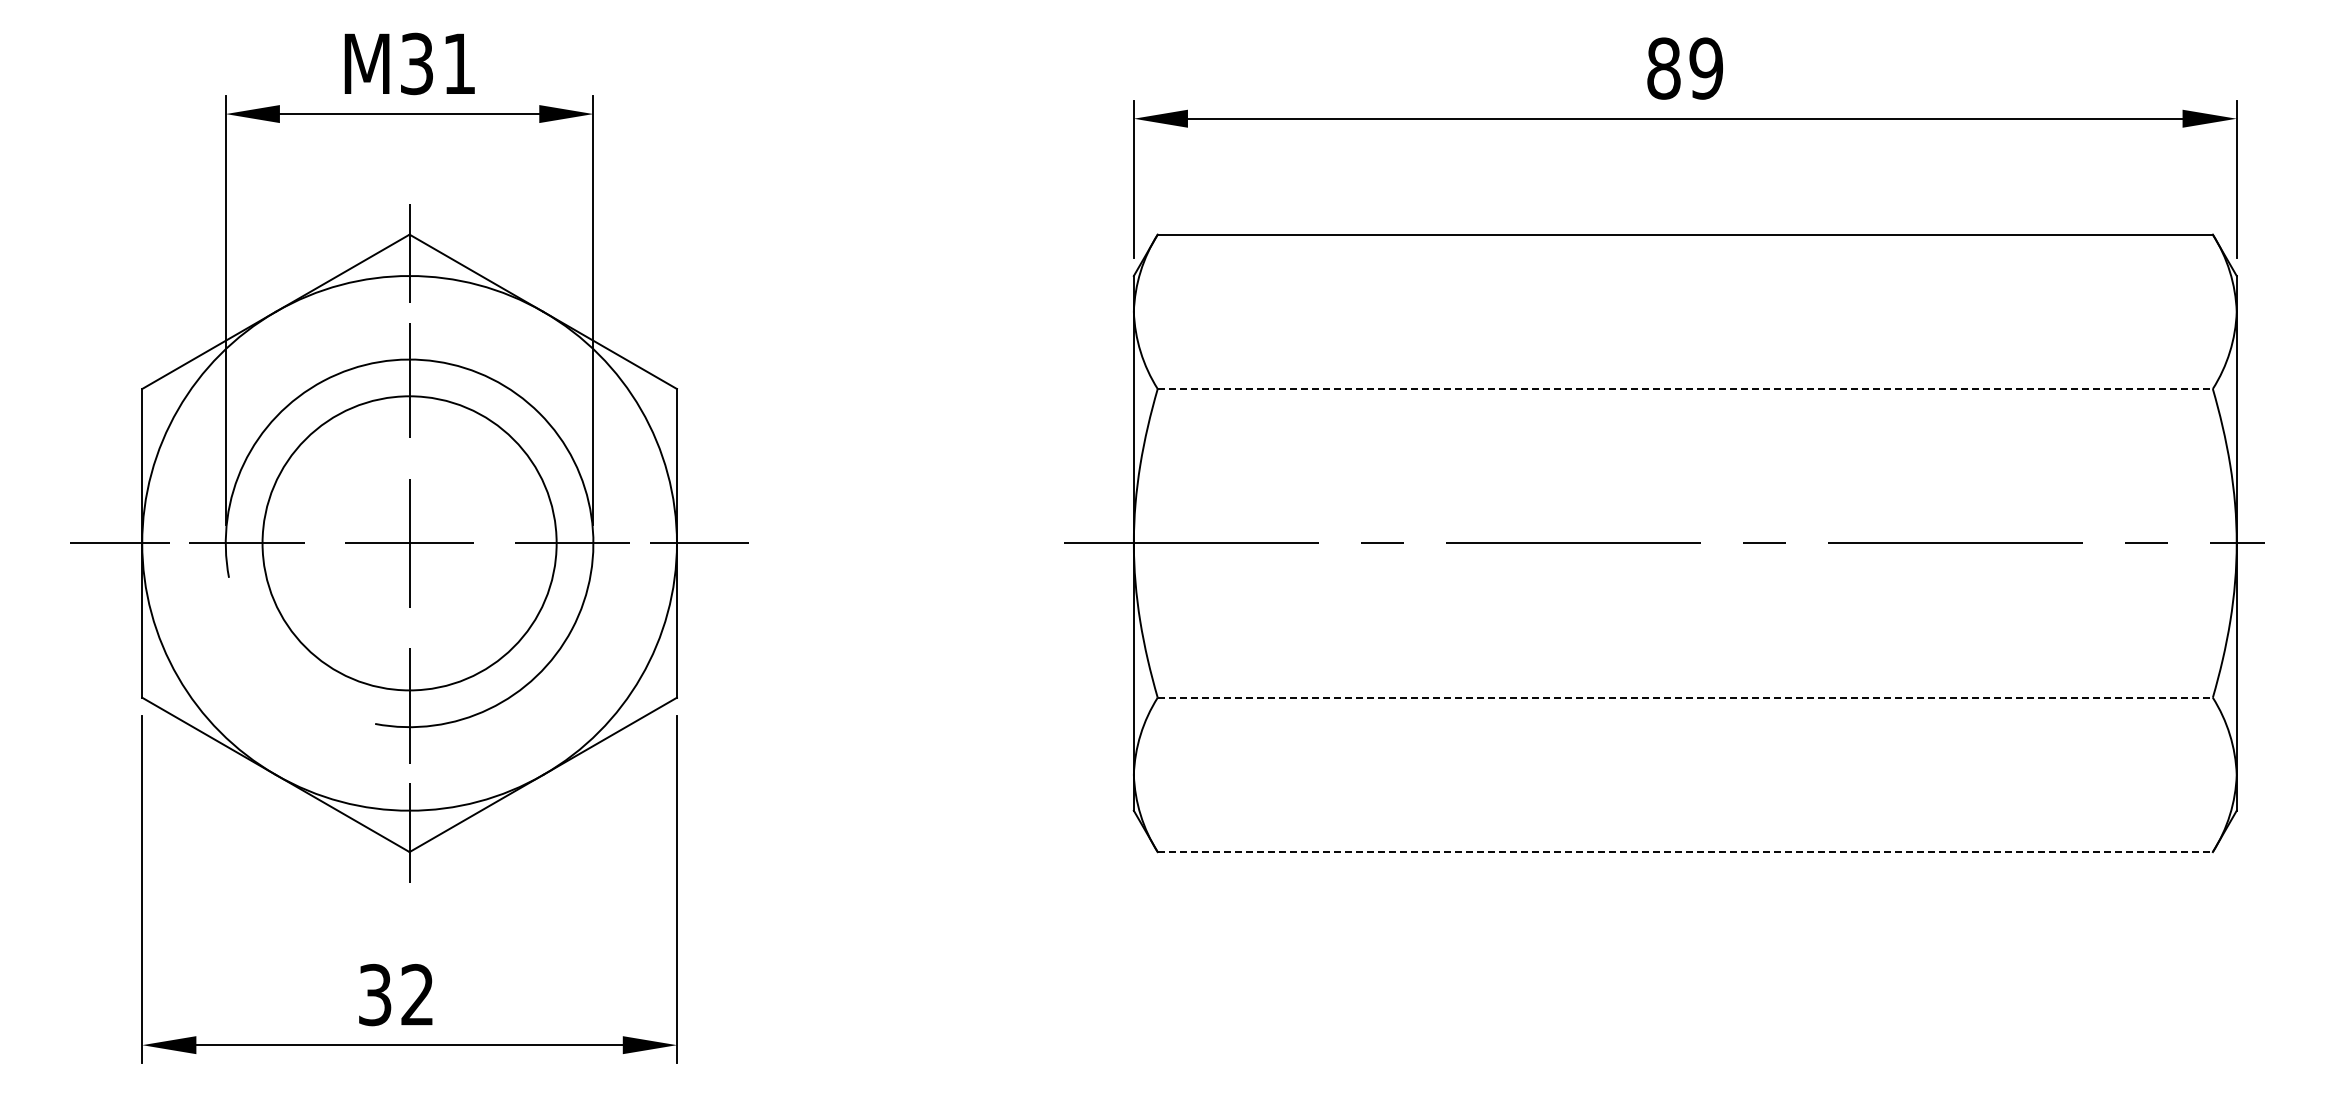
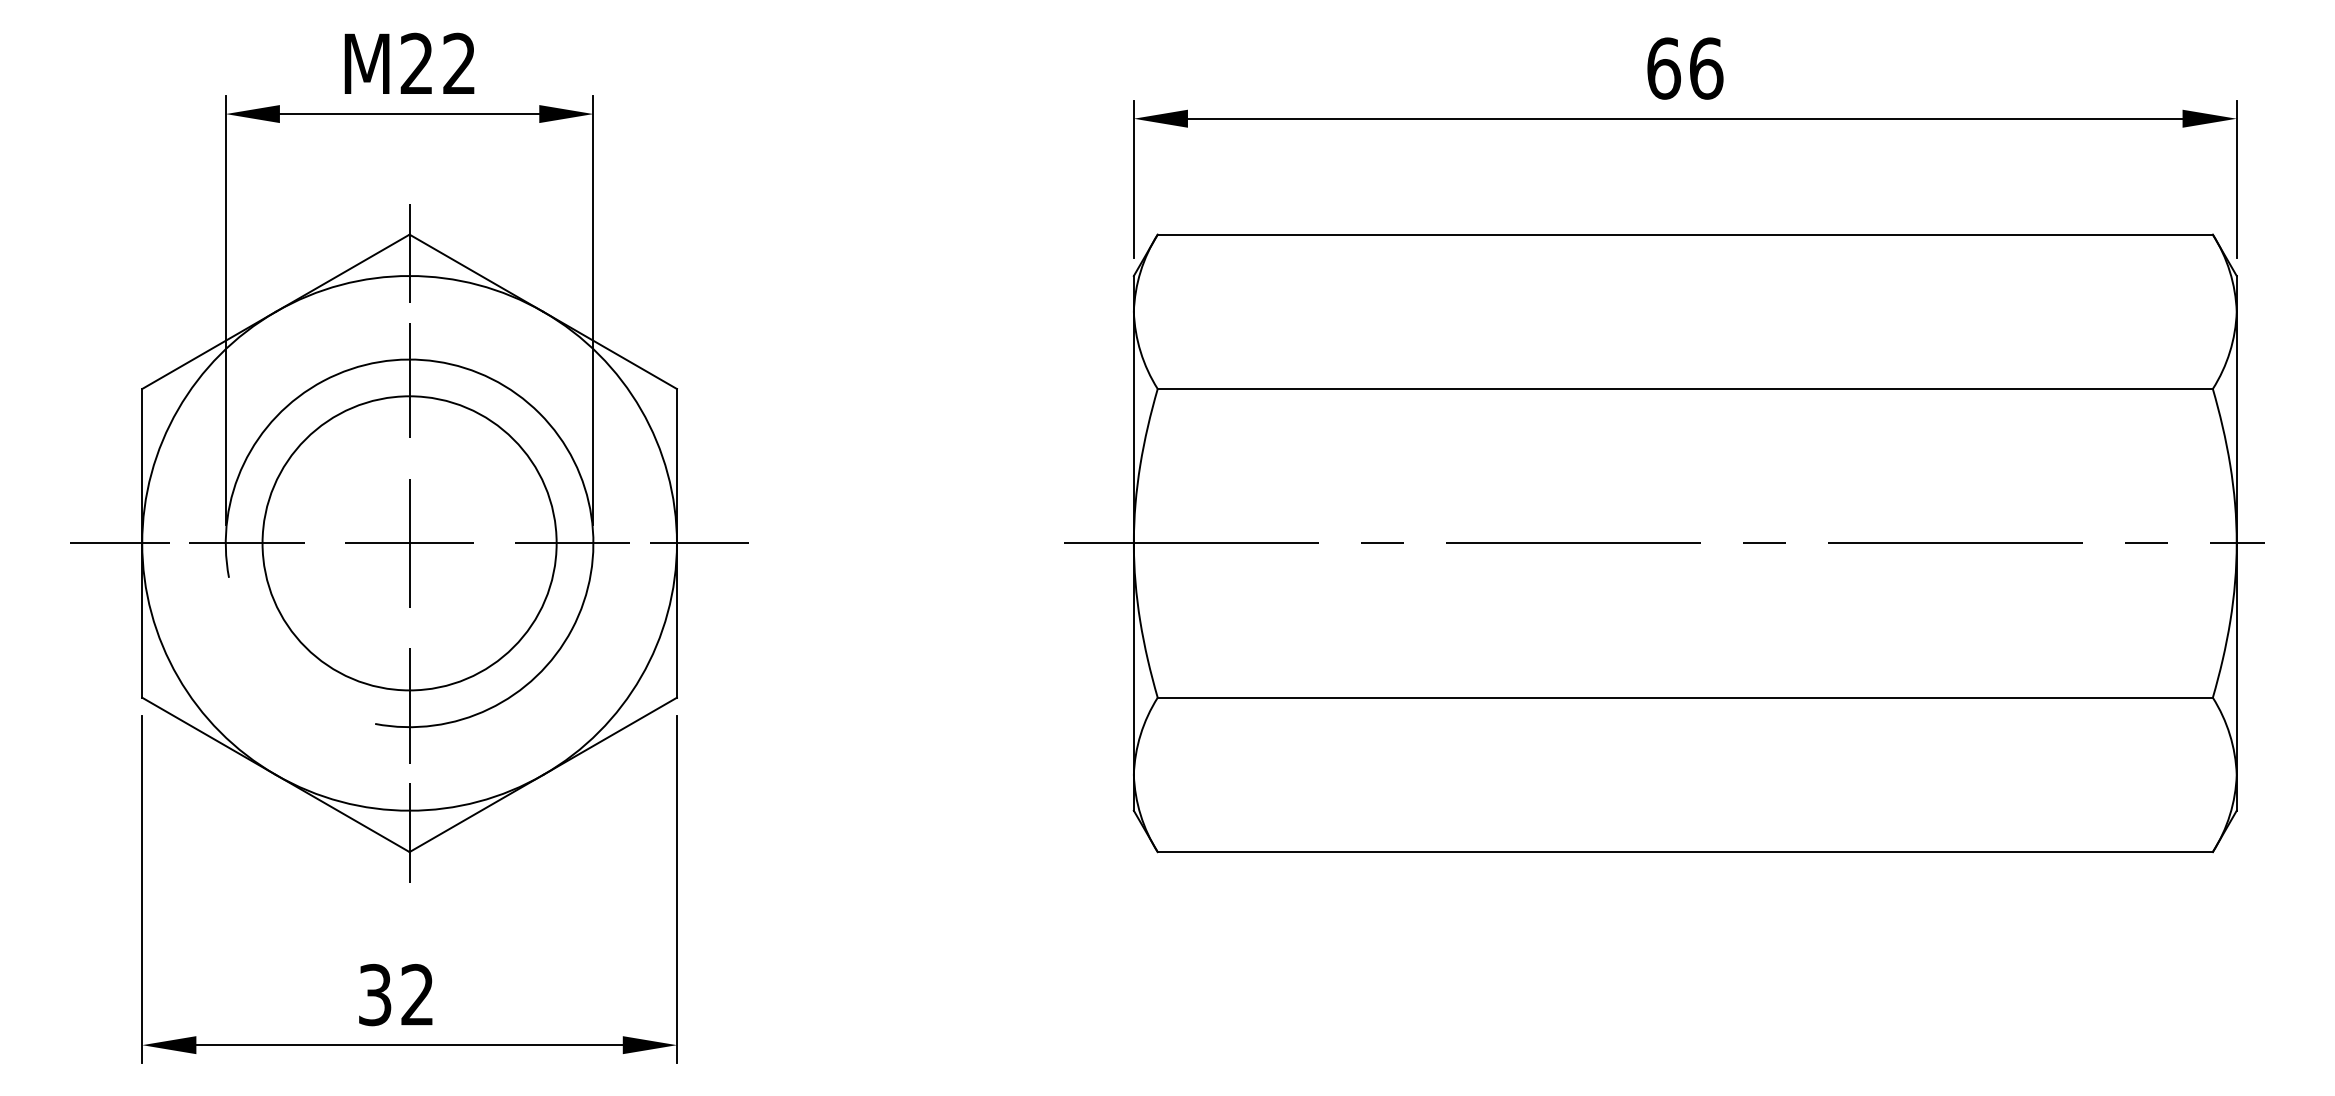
text: M31 -> M22 (437, 63)
text: 89 -> 66 (1685, 68)
line: dashed -> solid (1685, 389)
line: dashed -> solid (1685, 697)
line: dashed -> solid (1685, 852)
